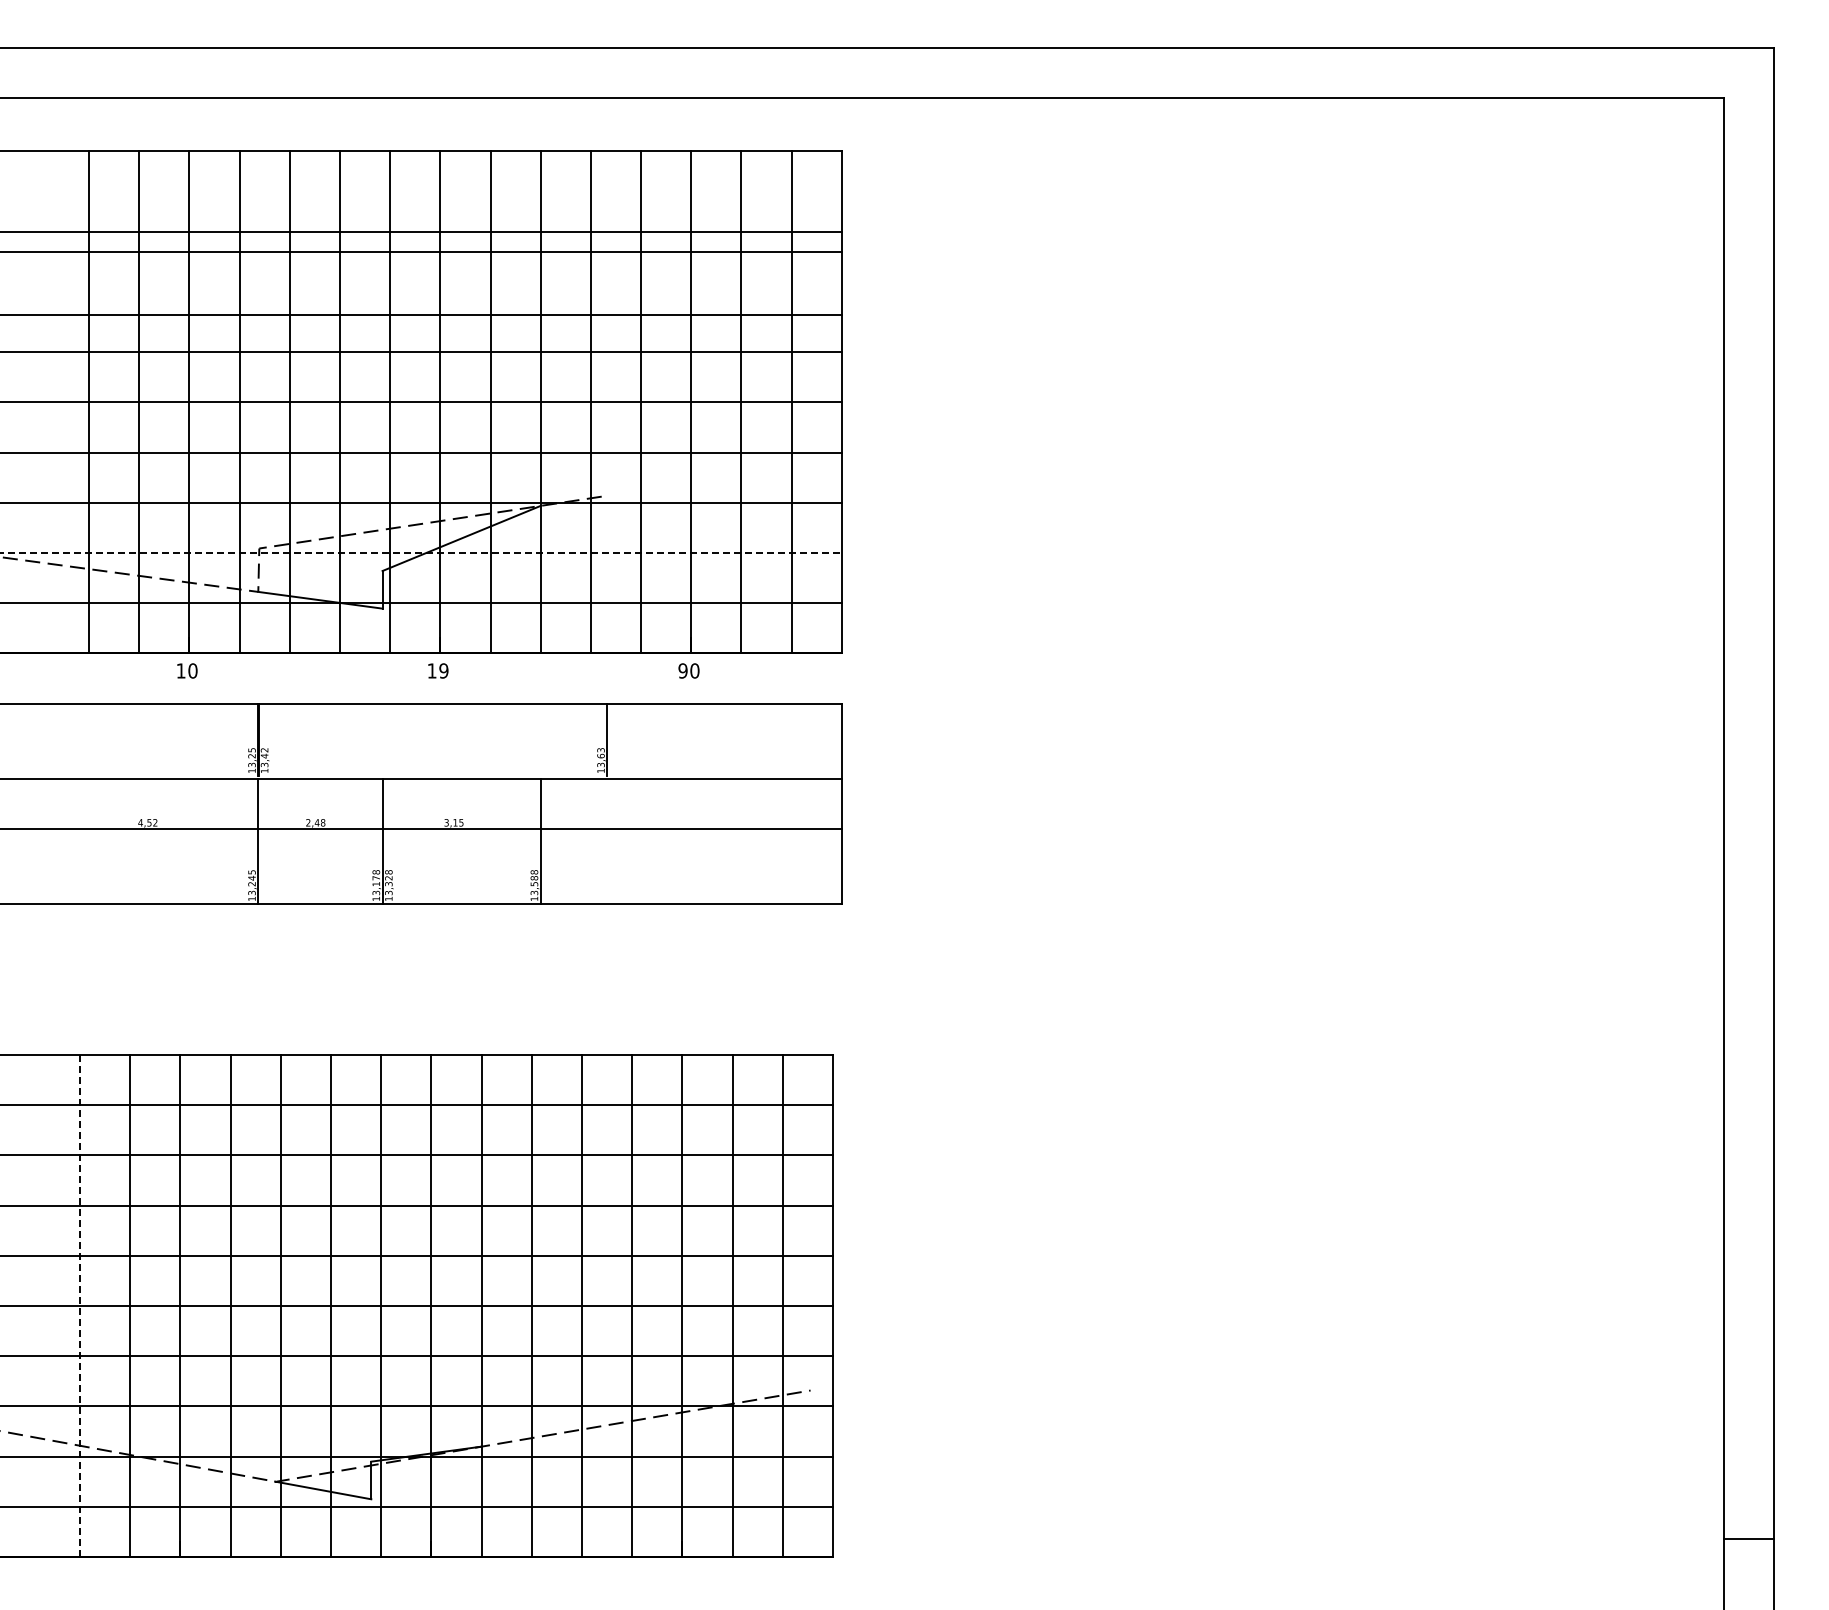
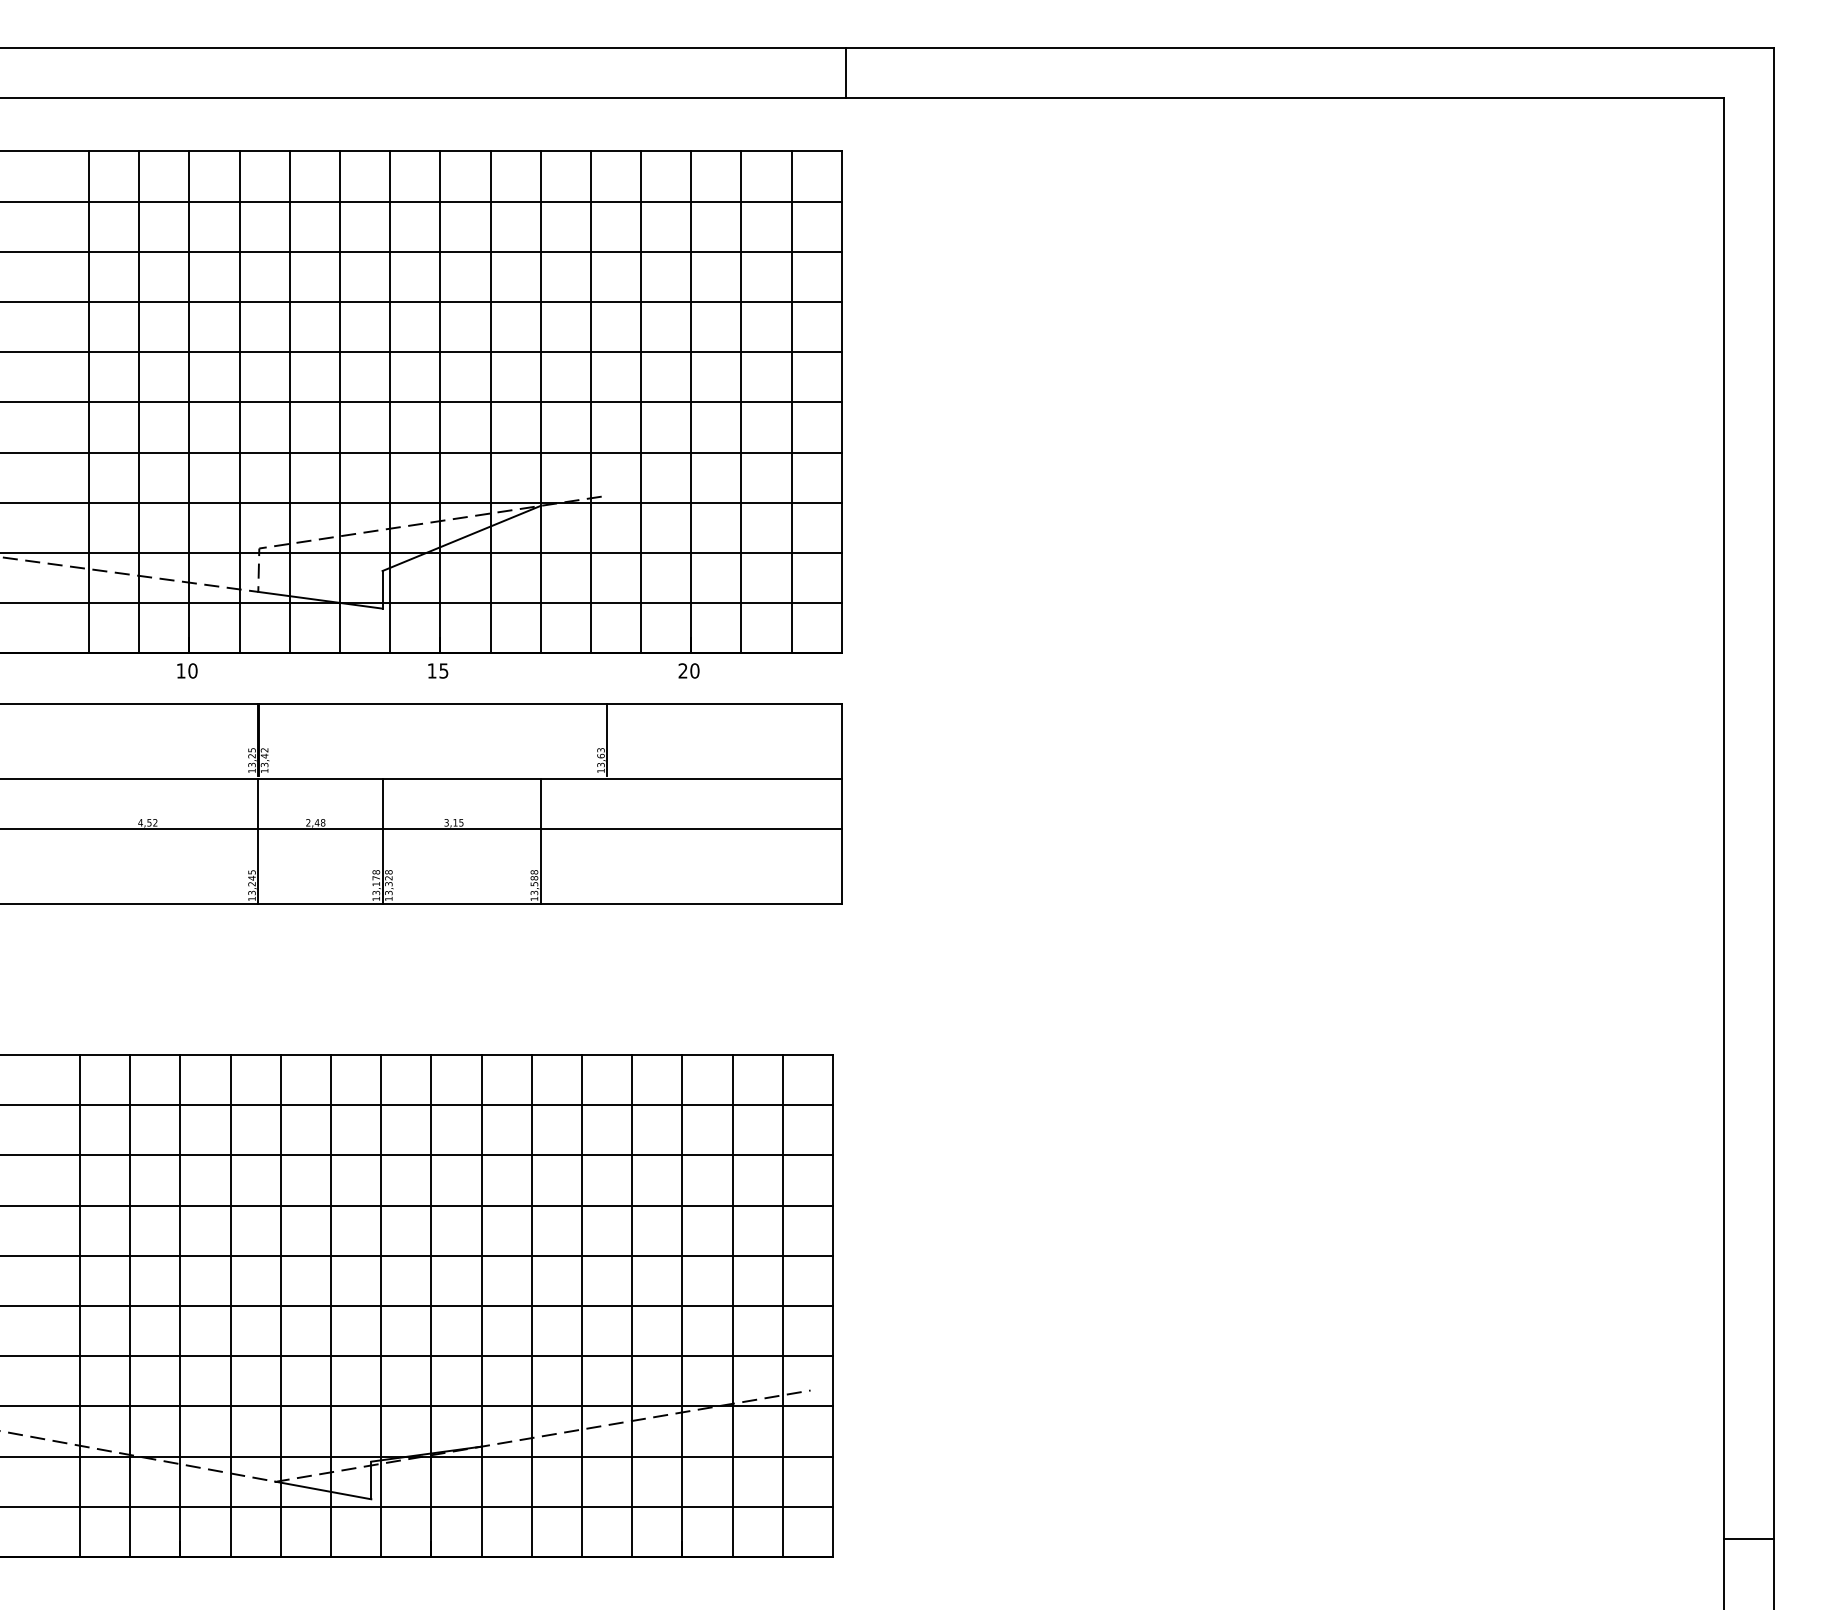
line: none -> present (845, 73)
line position: (421, 231) -> (421, 201) (421, 201)
line position: (421, 315) -> (421, 302) (421, 302)
line: dashed -> solid (420, 553)
text: 19 -> 15 (443, 670)
text: 90 -> 20 (682, 670)
line: dashed -> solid (80, 1305)
